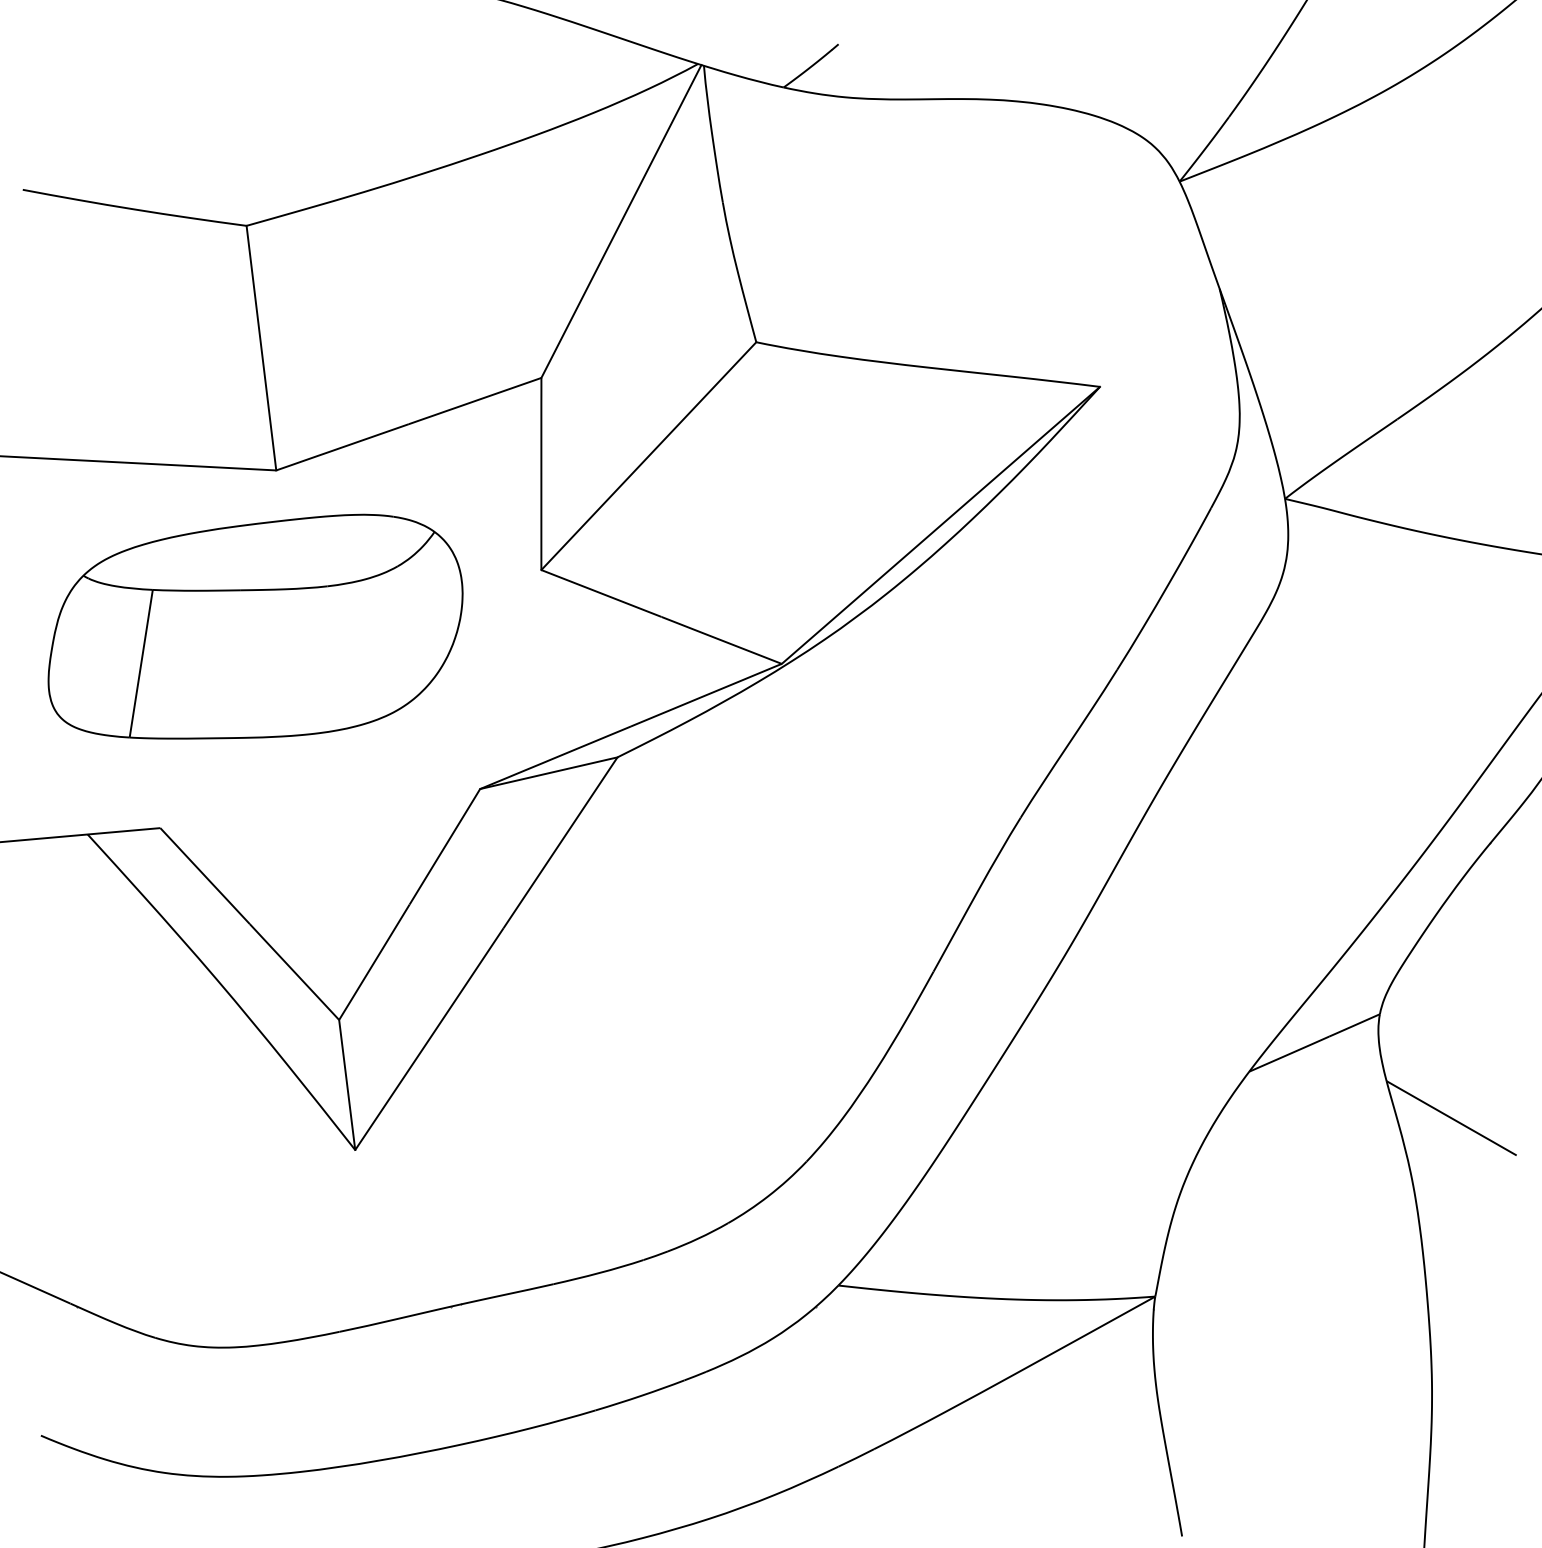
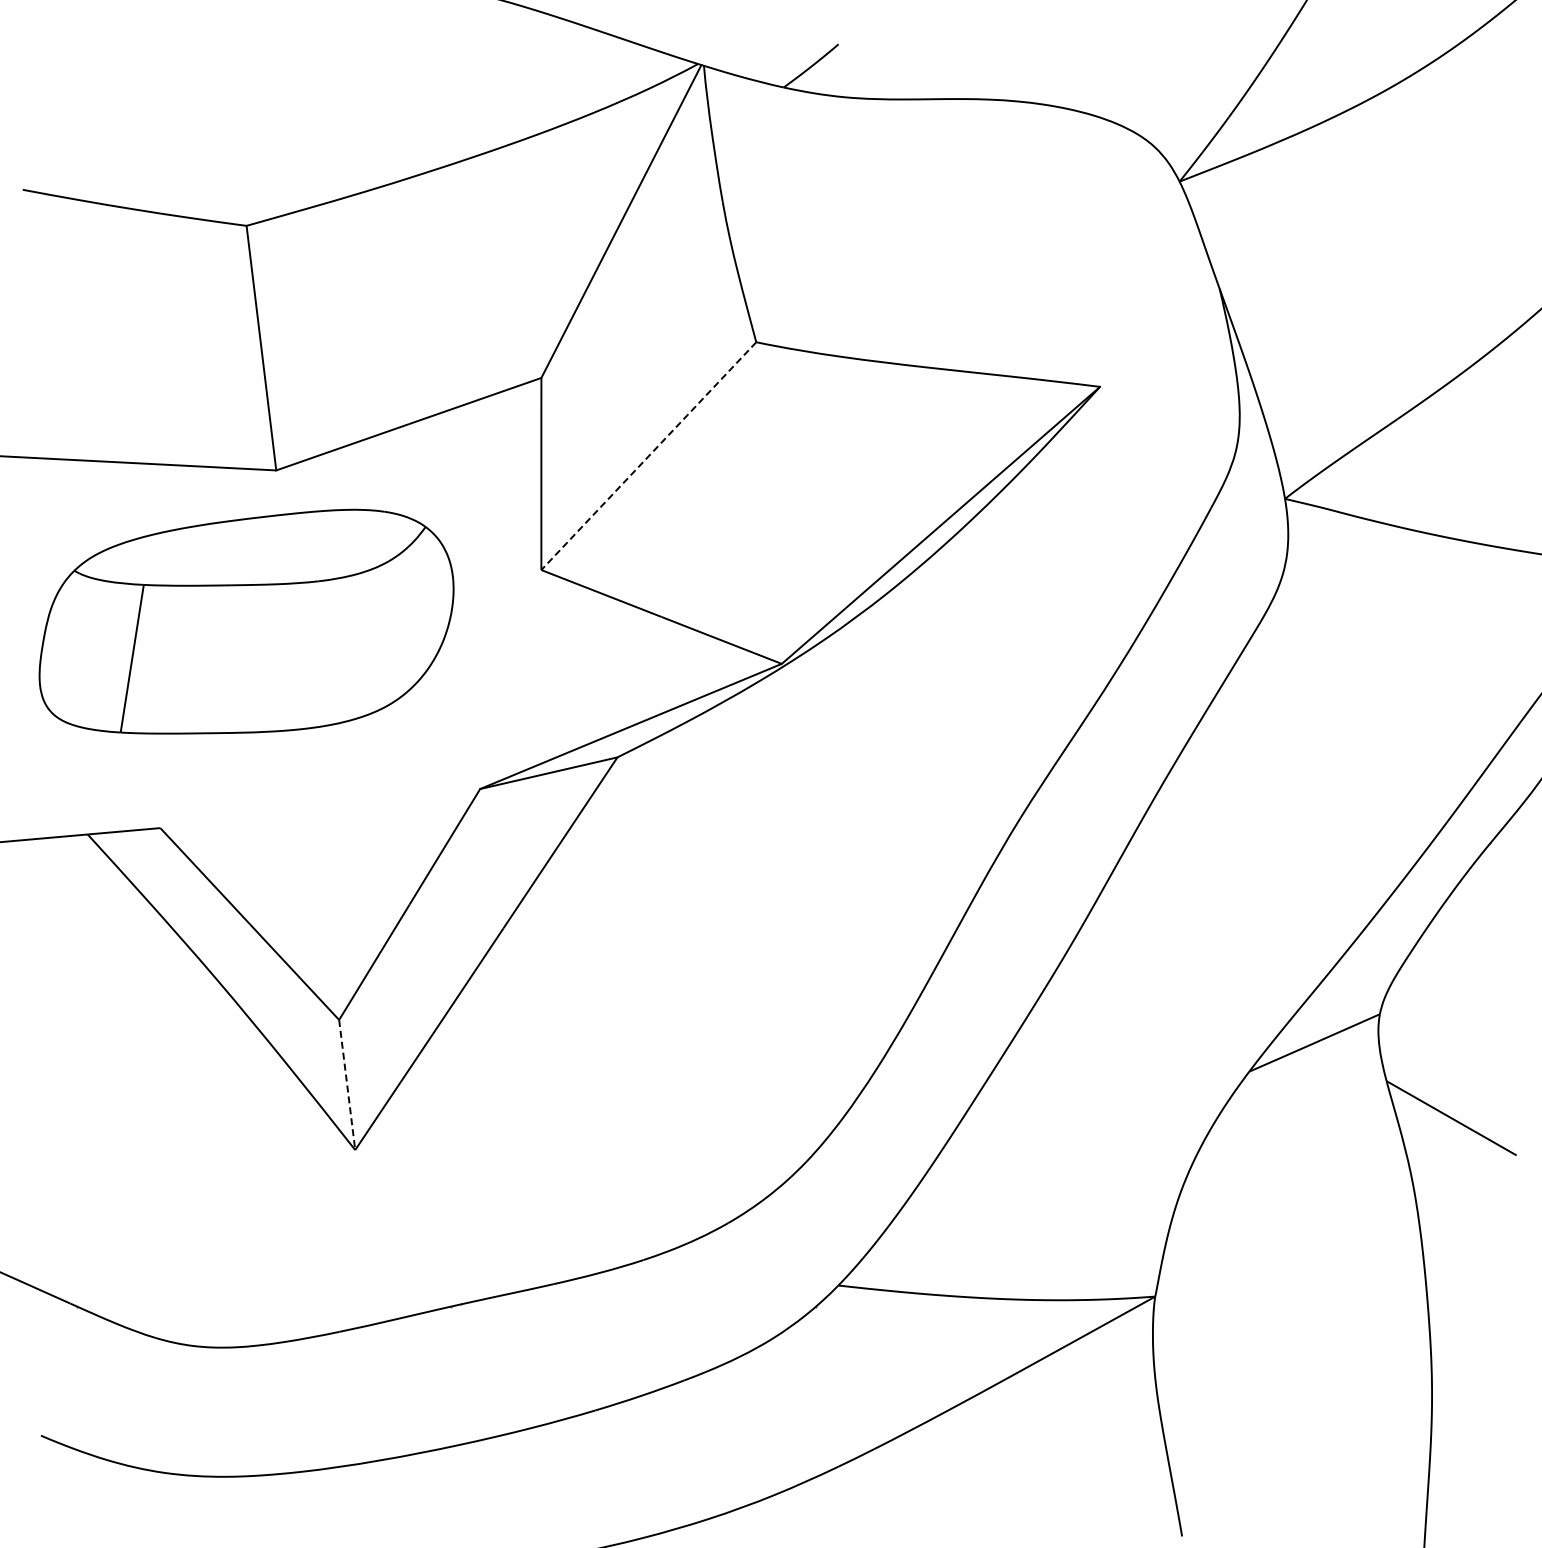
line: solid -> dashed (648, 456)
part position: (255, 626) -> (246, 621) (246, 621)
line: solid -> dashed (347, 1085)
